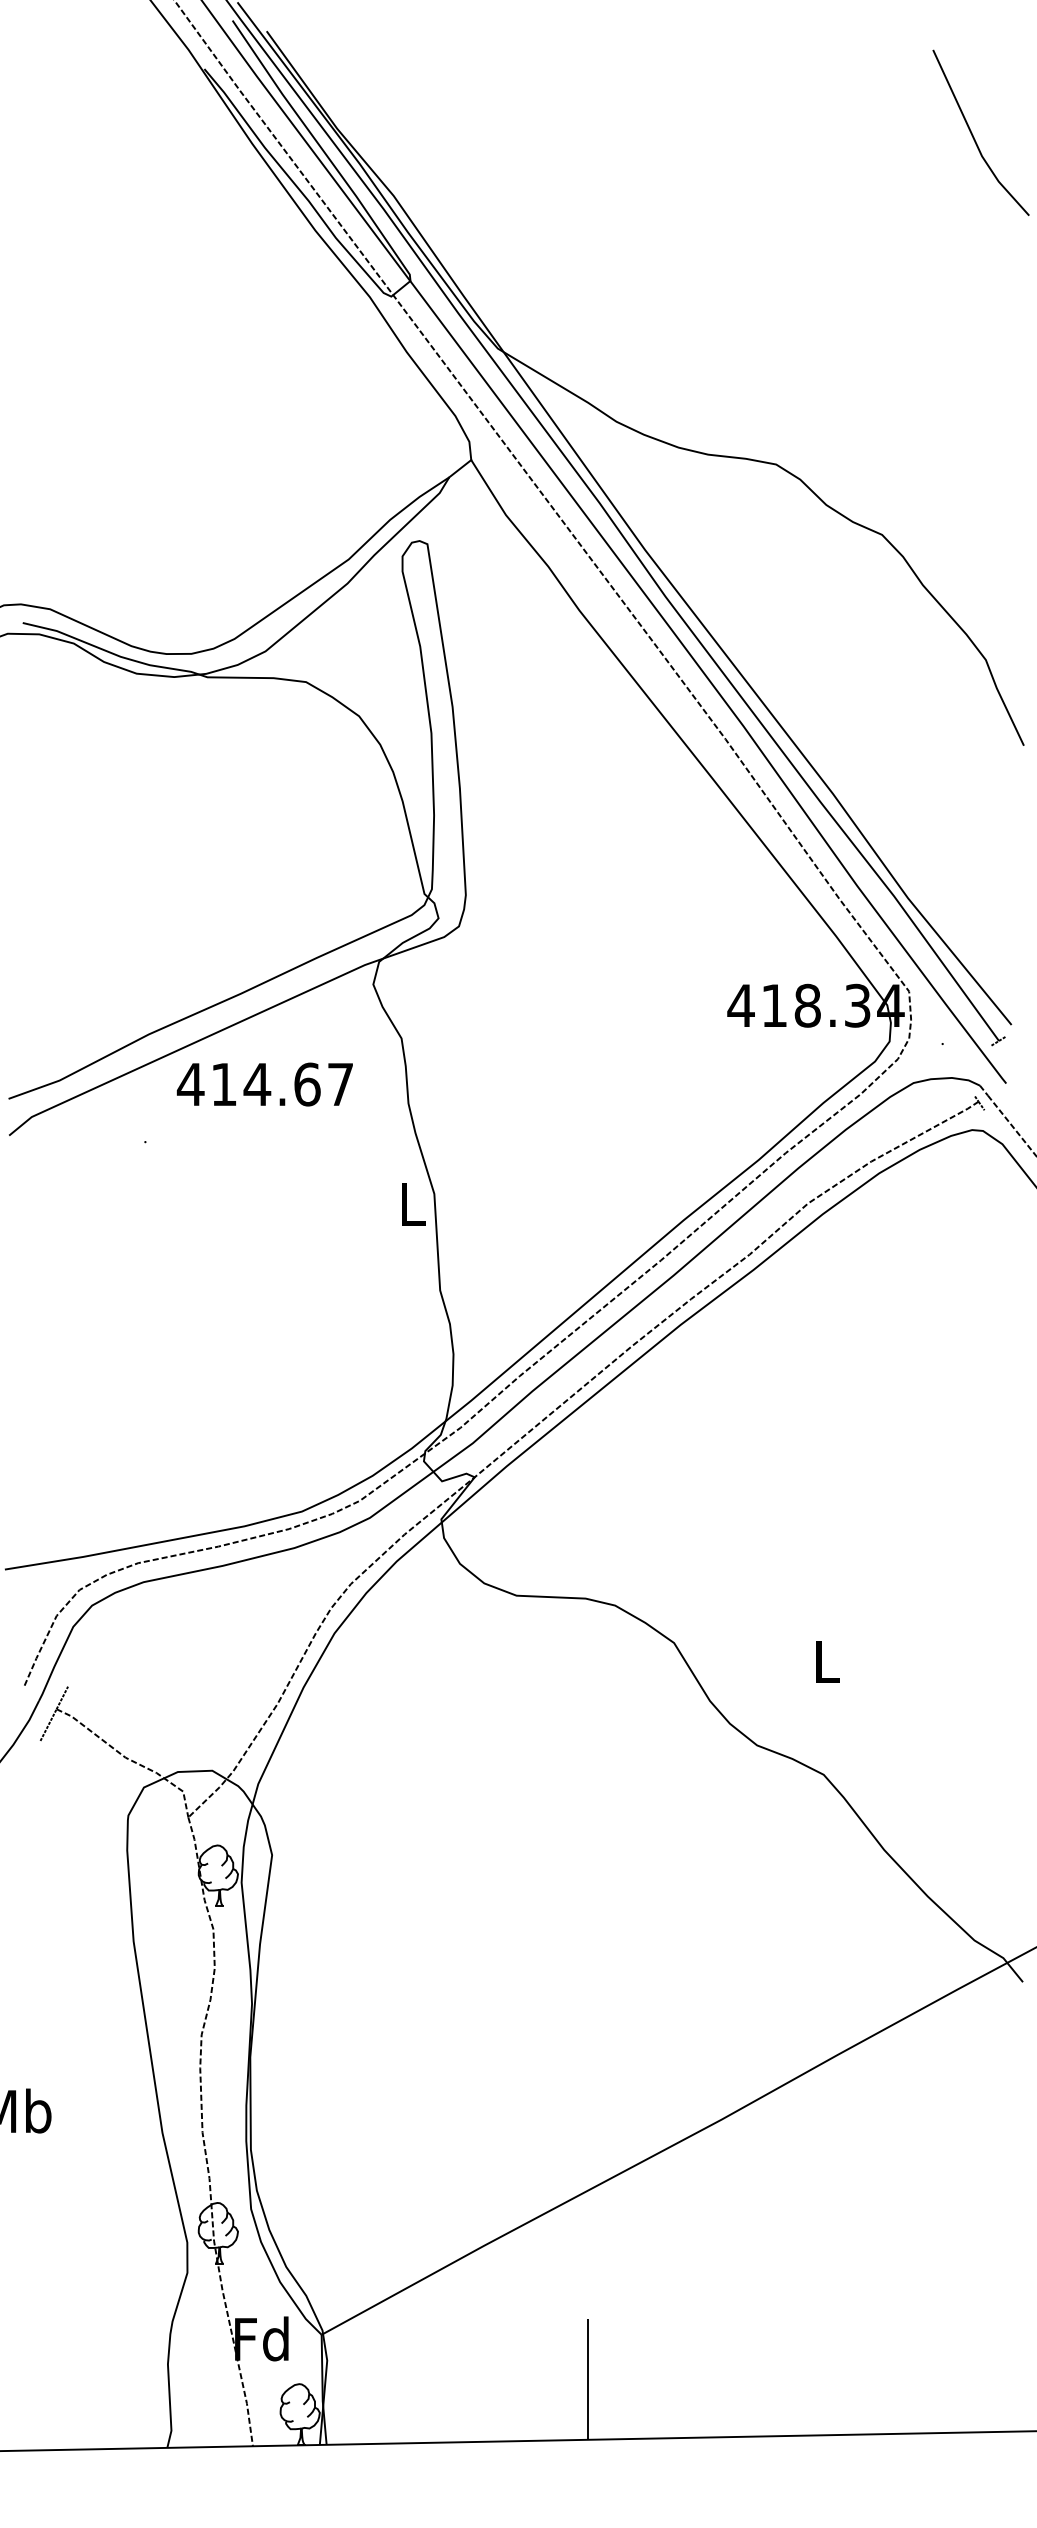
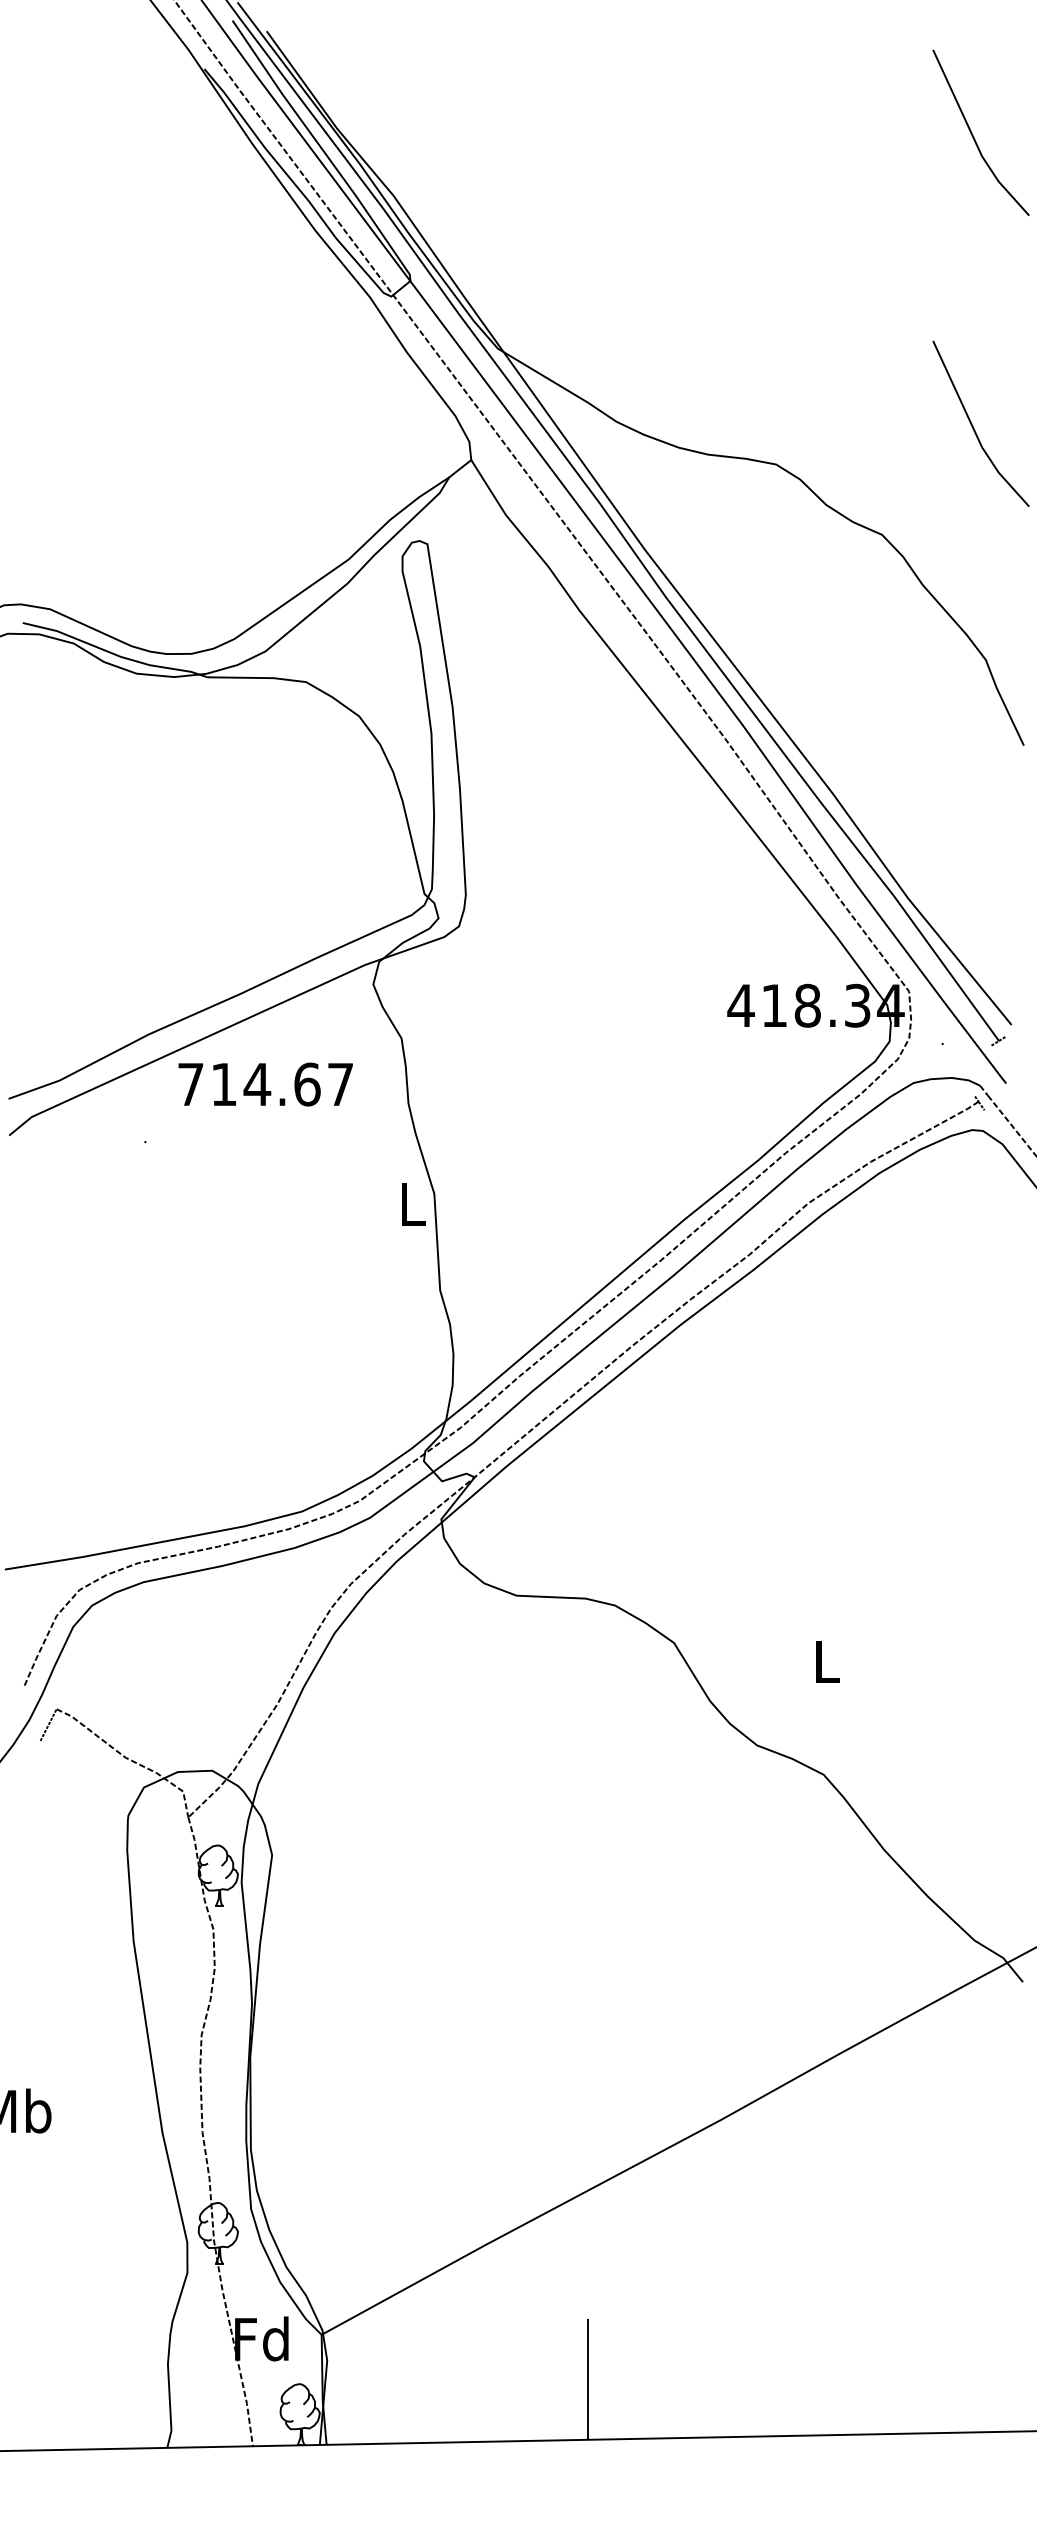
line: none -> present (973, 426)
text: 414.67 -> 714.67 (190, 1084)
line: present -> none (62, 1697)
